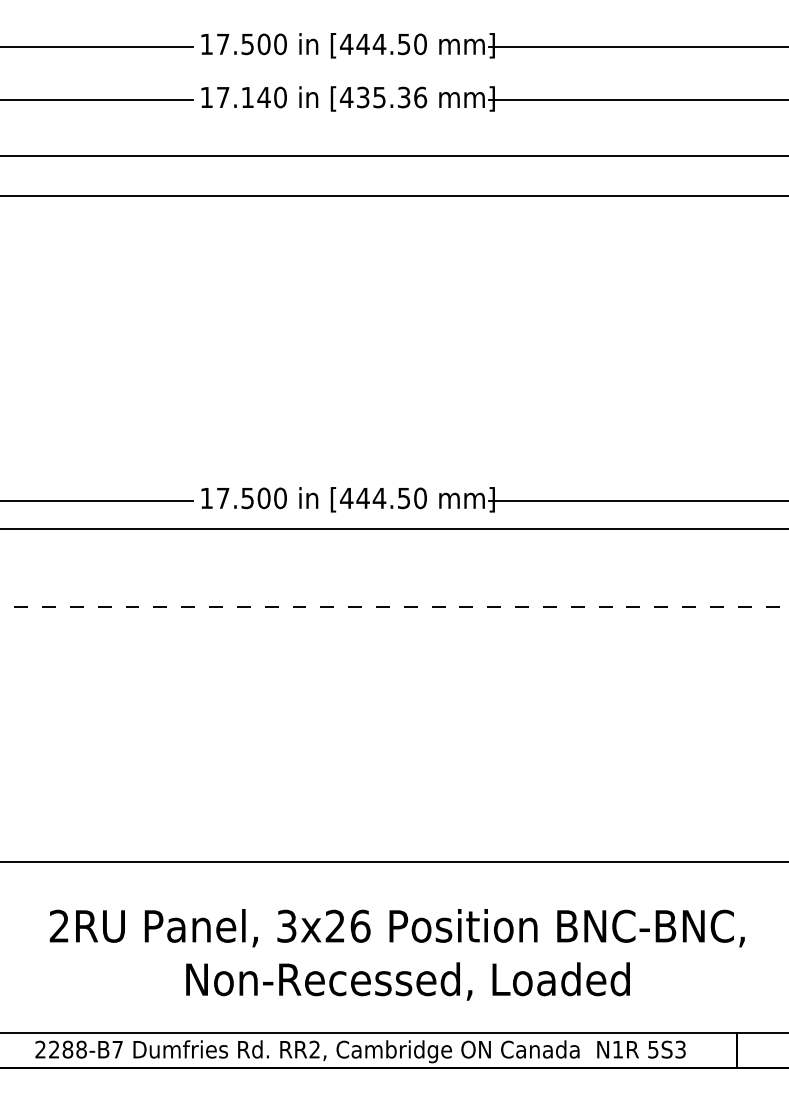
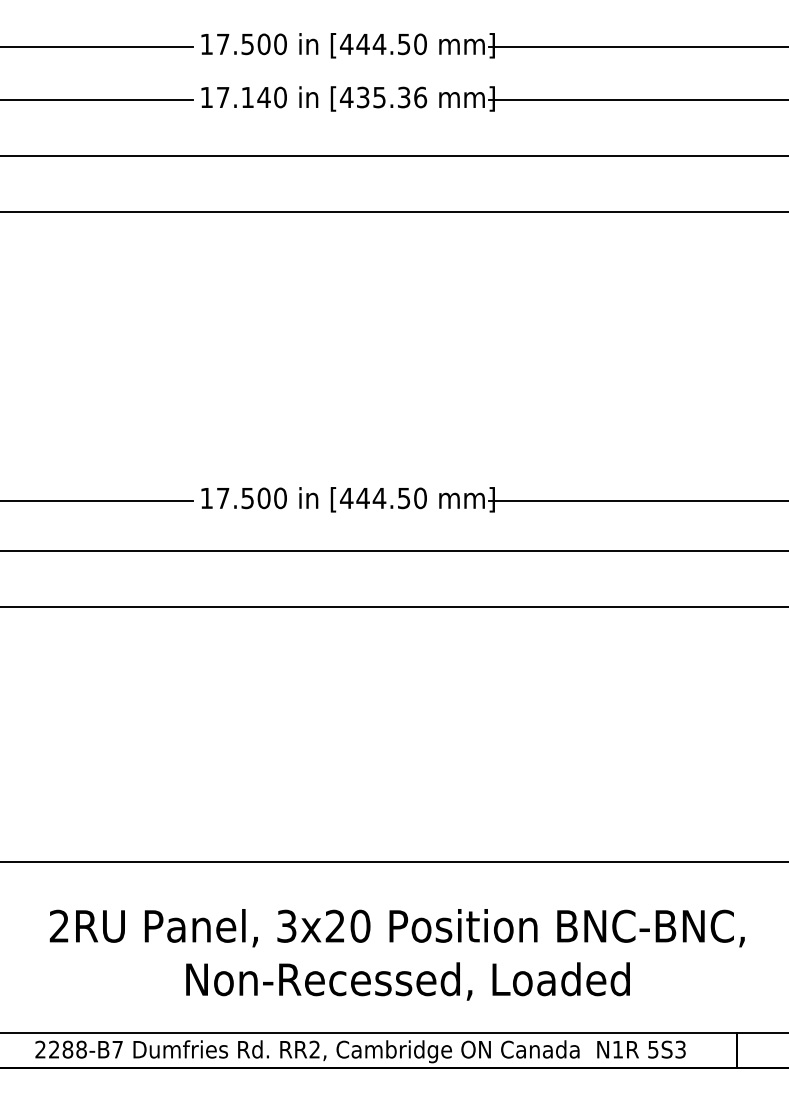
line position: (393, 195) -> (393, 211) (393, 211)
line position: (393, 529) -> (393, 551) (393, 551)
line: dashed -> solid (394, 607)
text: 3x26 -> 3x20 (360, 925)
